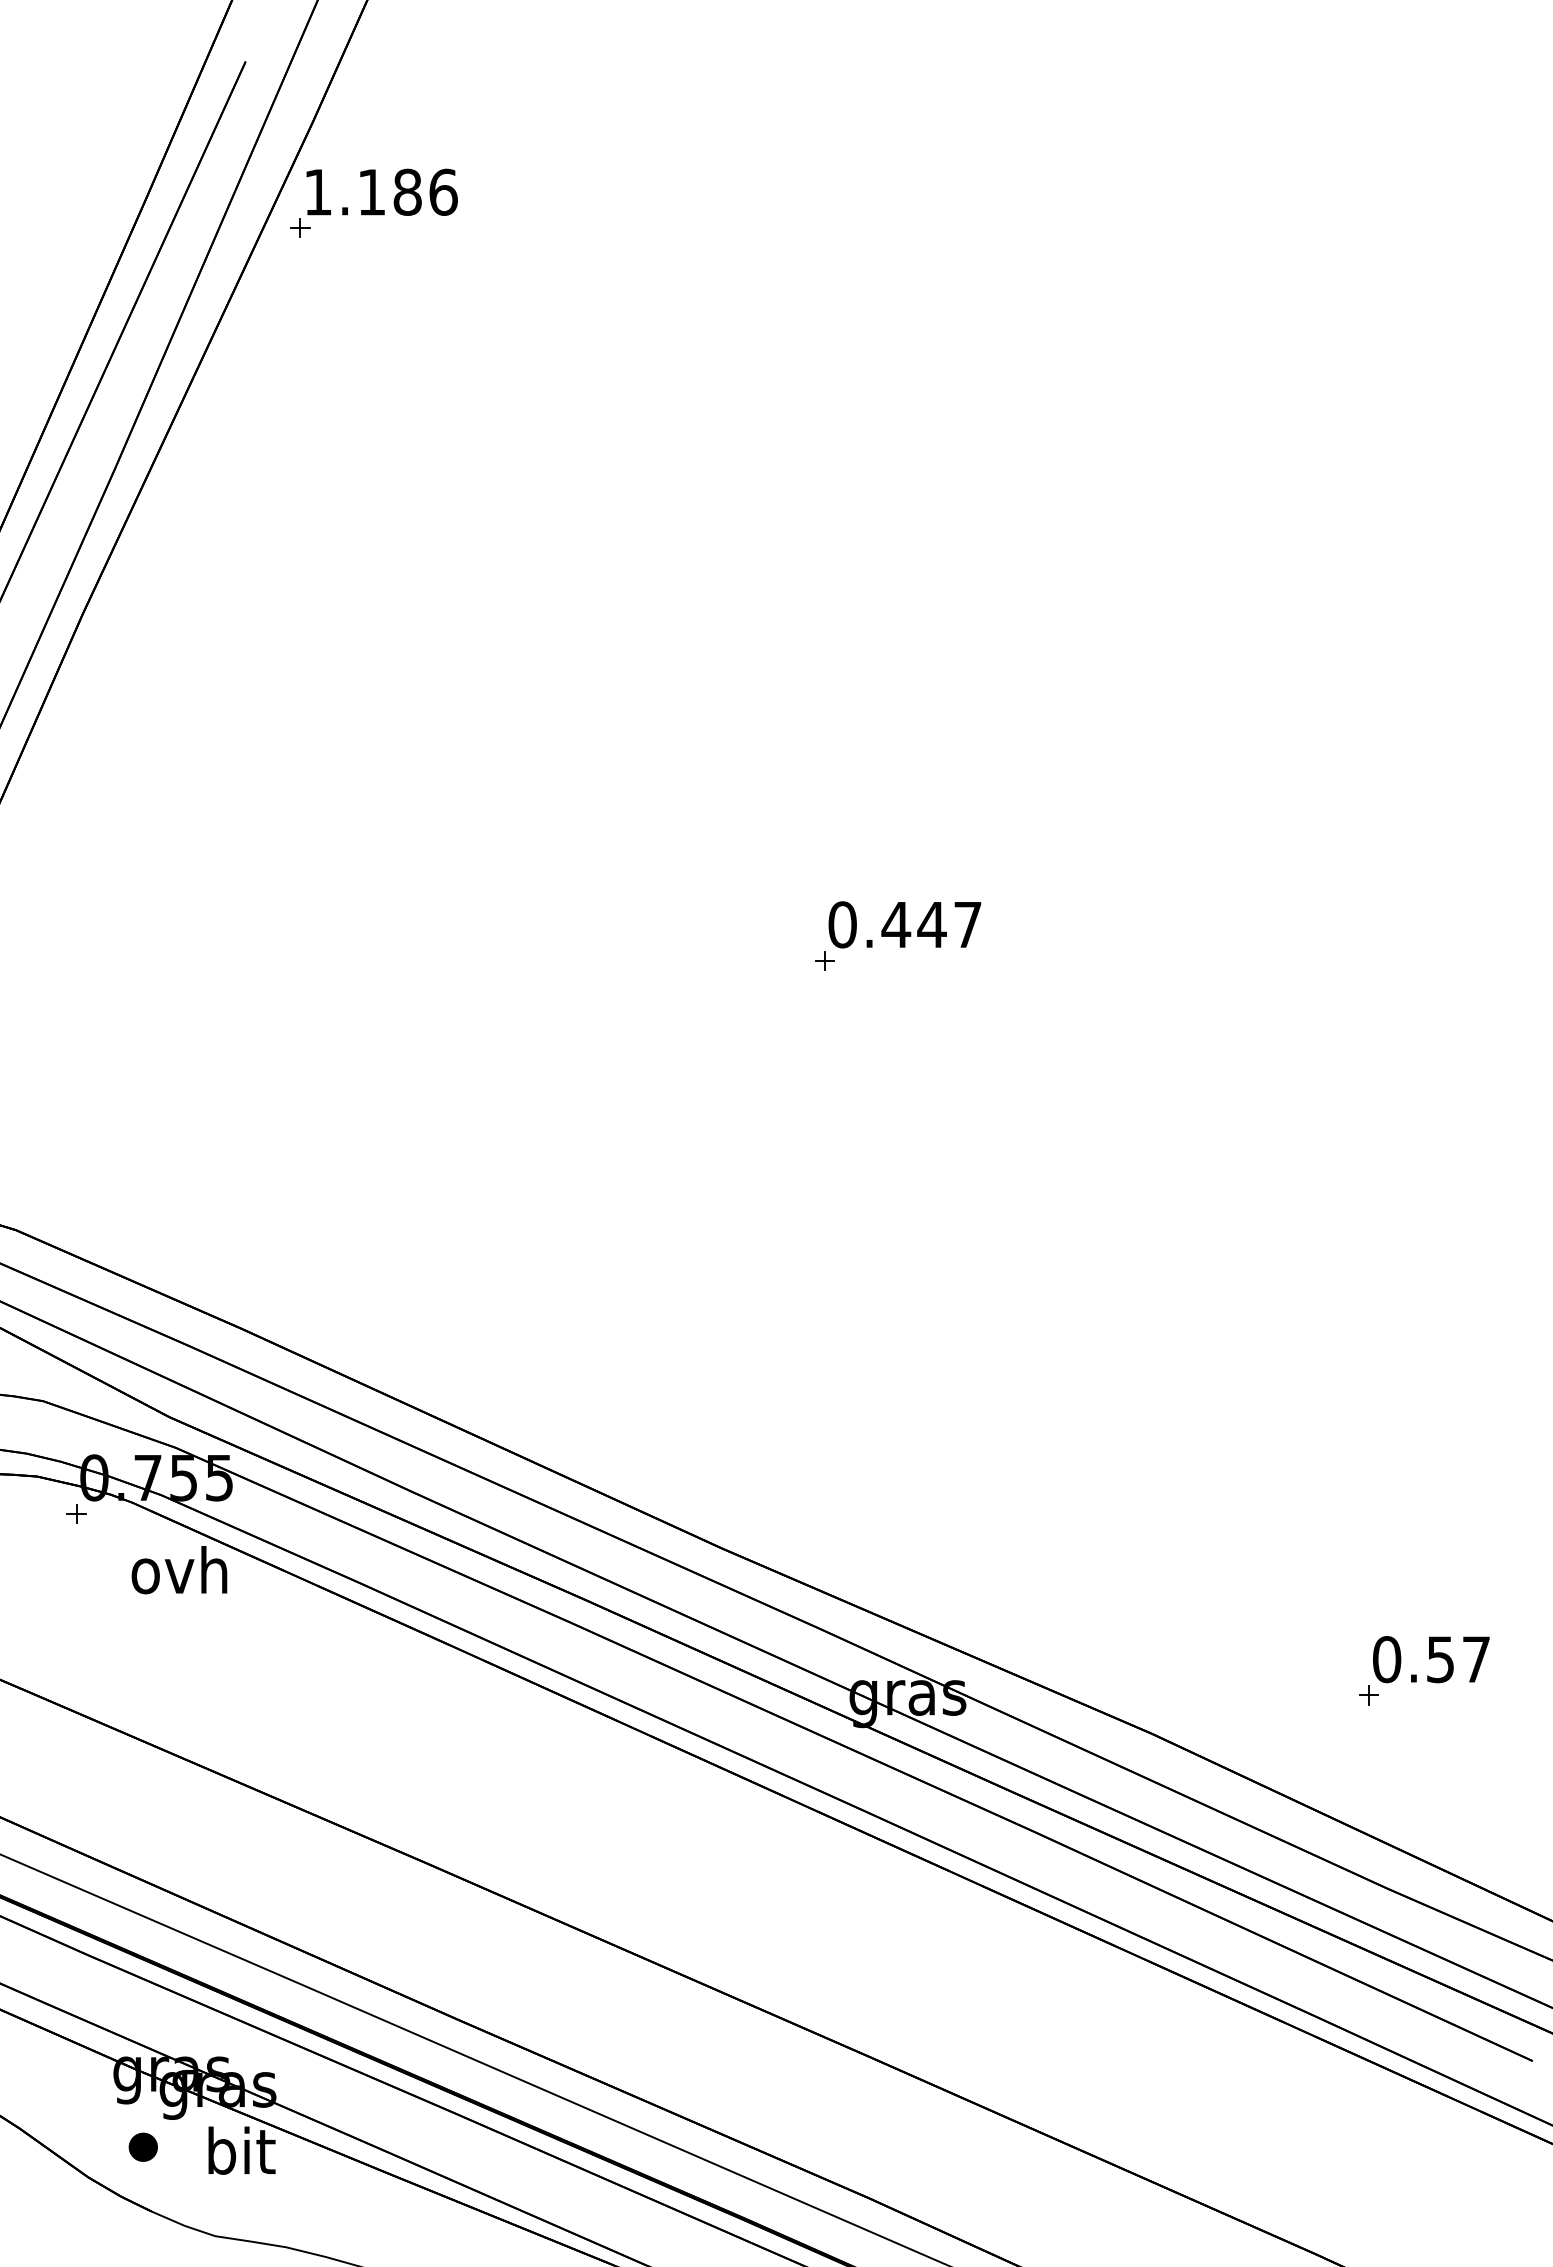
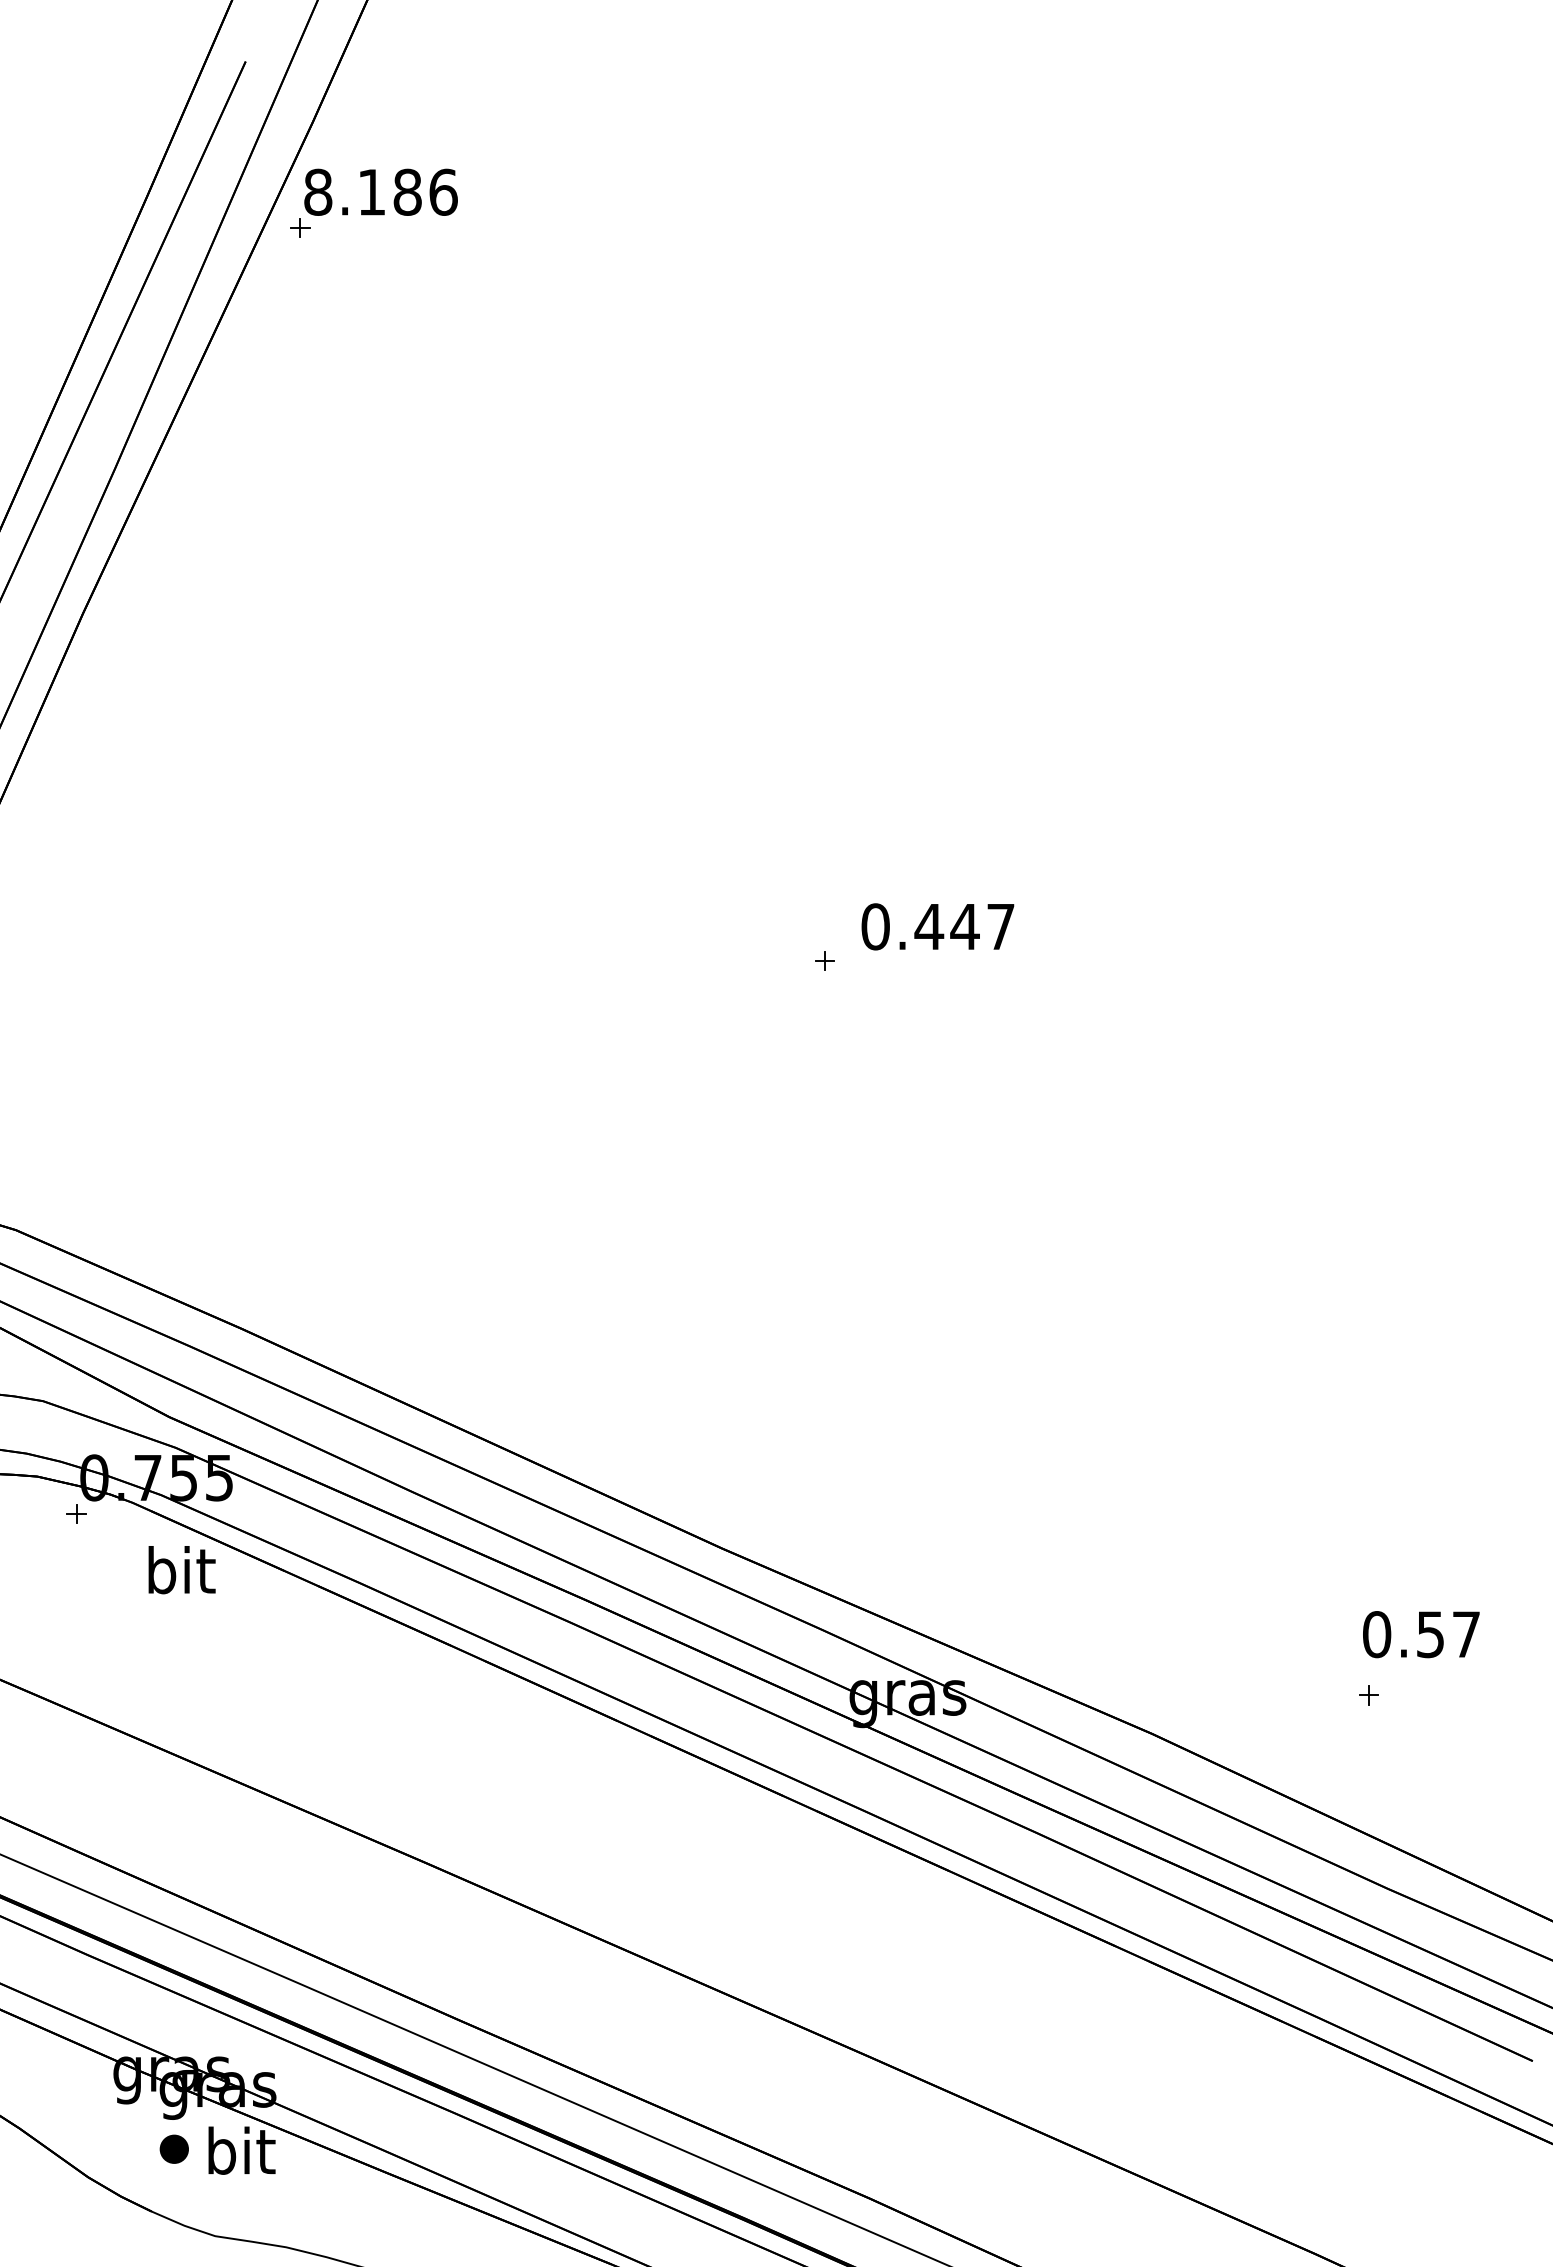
text: 1.186 -> 8.186 (318, 191)
text position: (904, 924) -> (937, 926) (937, 926)
text: ovh -> bit (179, 1570)
text position: (1431, 1659) -> (1421, 1634) (1421, 1634)
part position: (142, 2146) -> (173, 2148) (173, 2148)
